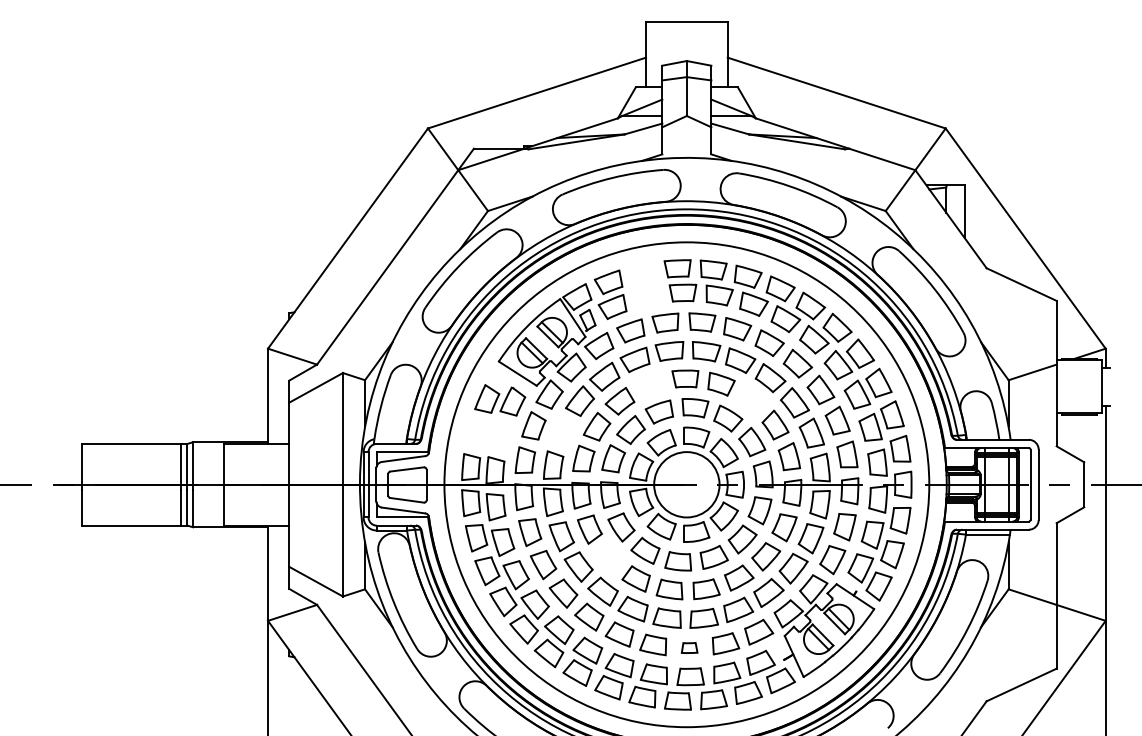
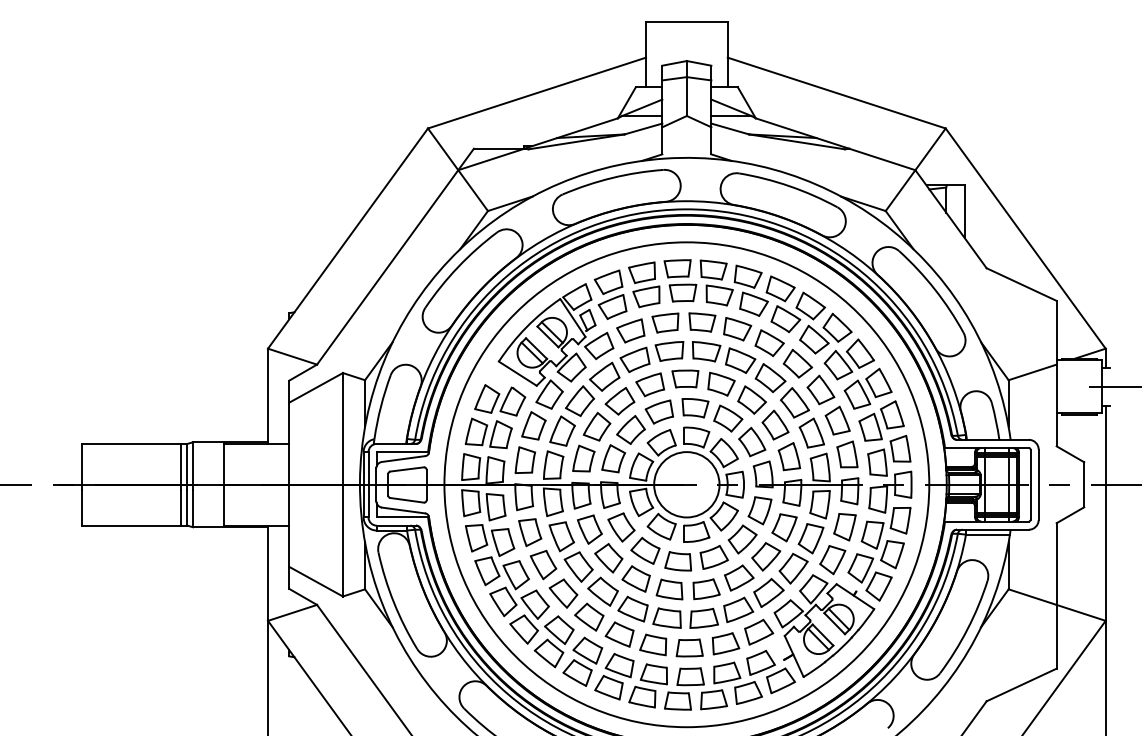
part: none -> present (644, 284)
part: none -> present (649, 384)
line: none -> present (1113, 386)
part: none -> present (751, 399)
part: none -> present (562, 430)
part: none -> present (488, 433)
part: none -> present (608, 558)
part size: 19x12 px -> 29x20 px (689, 647)
